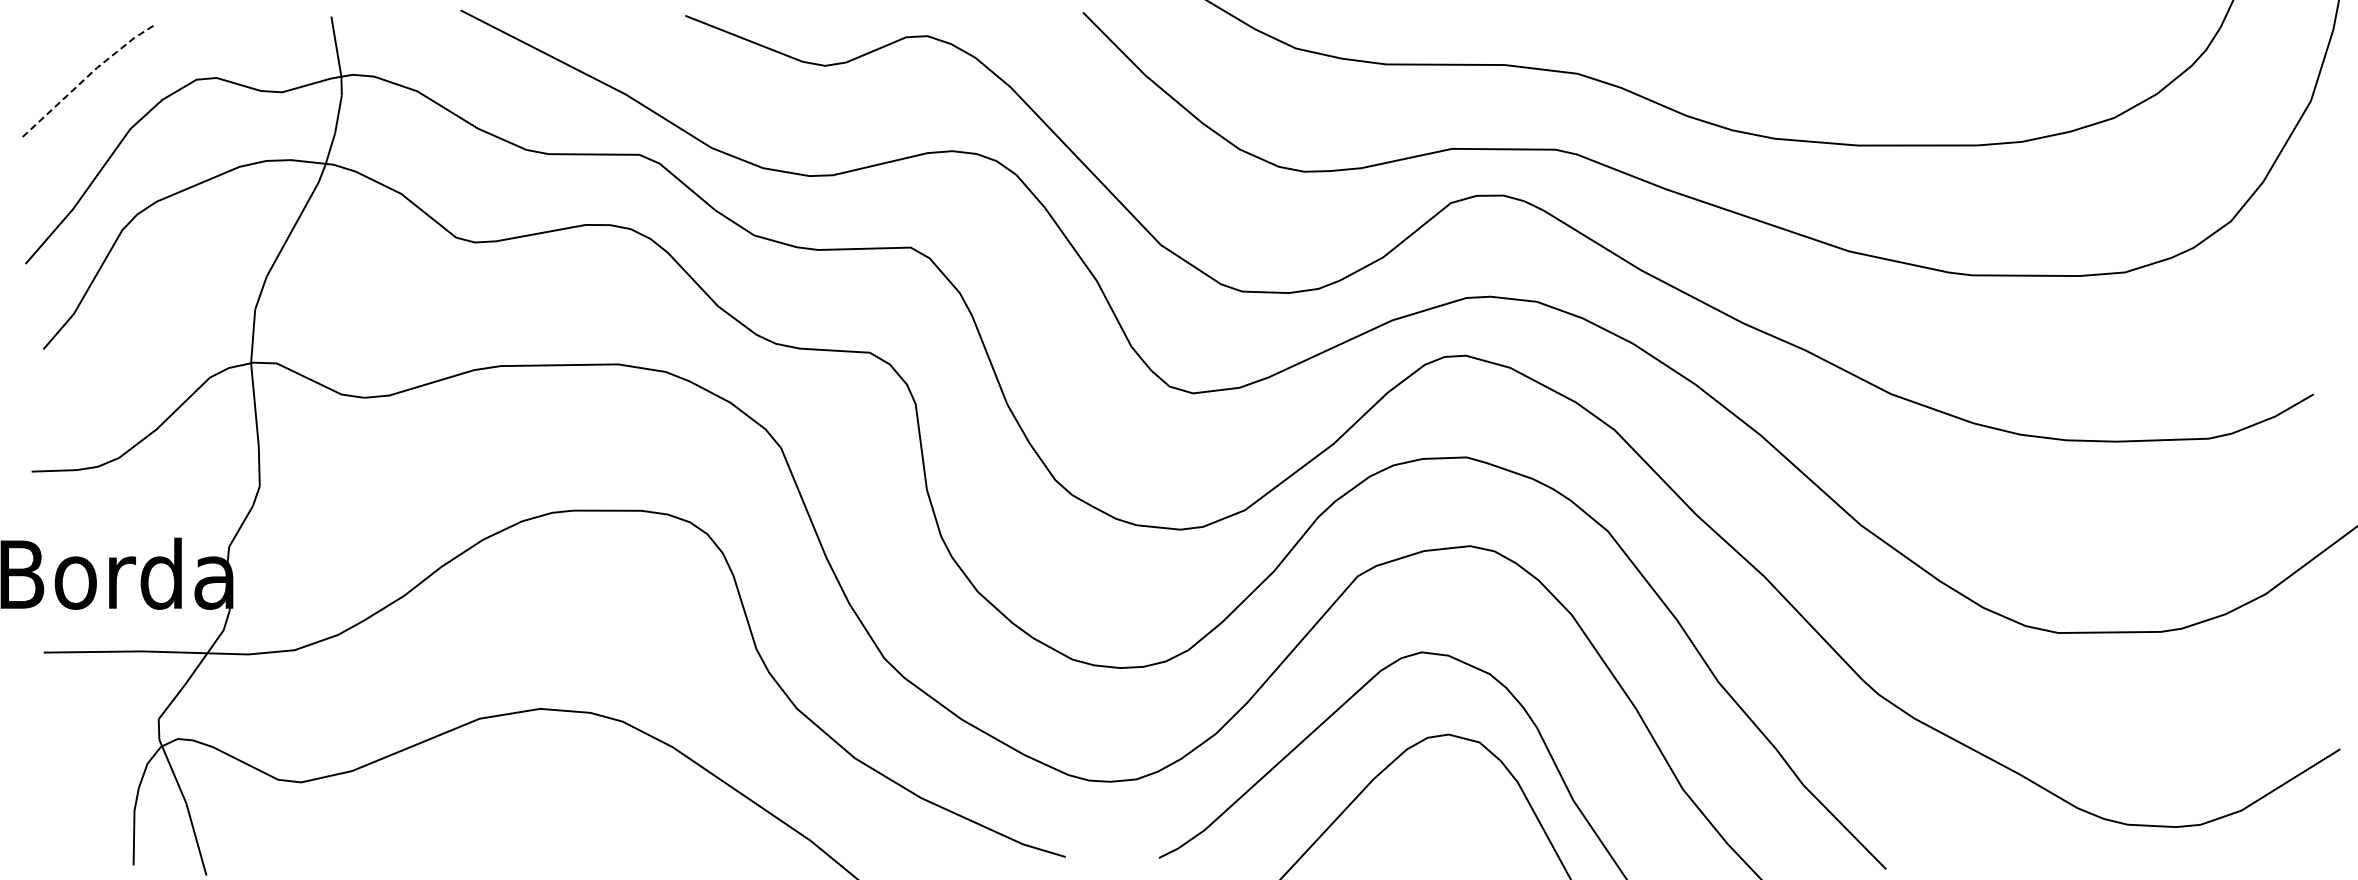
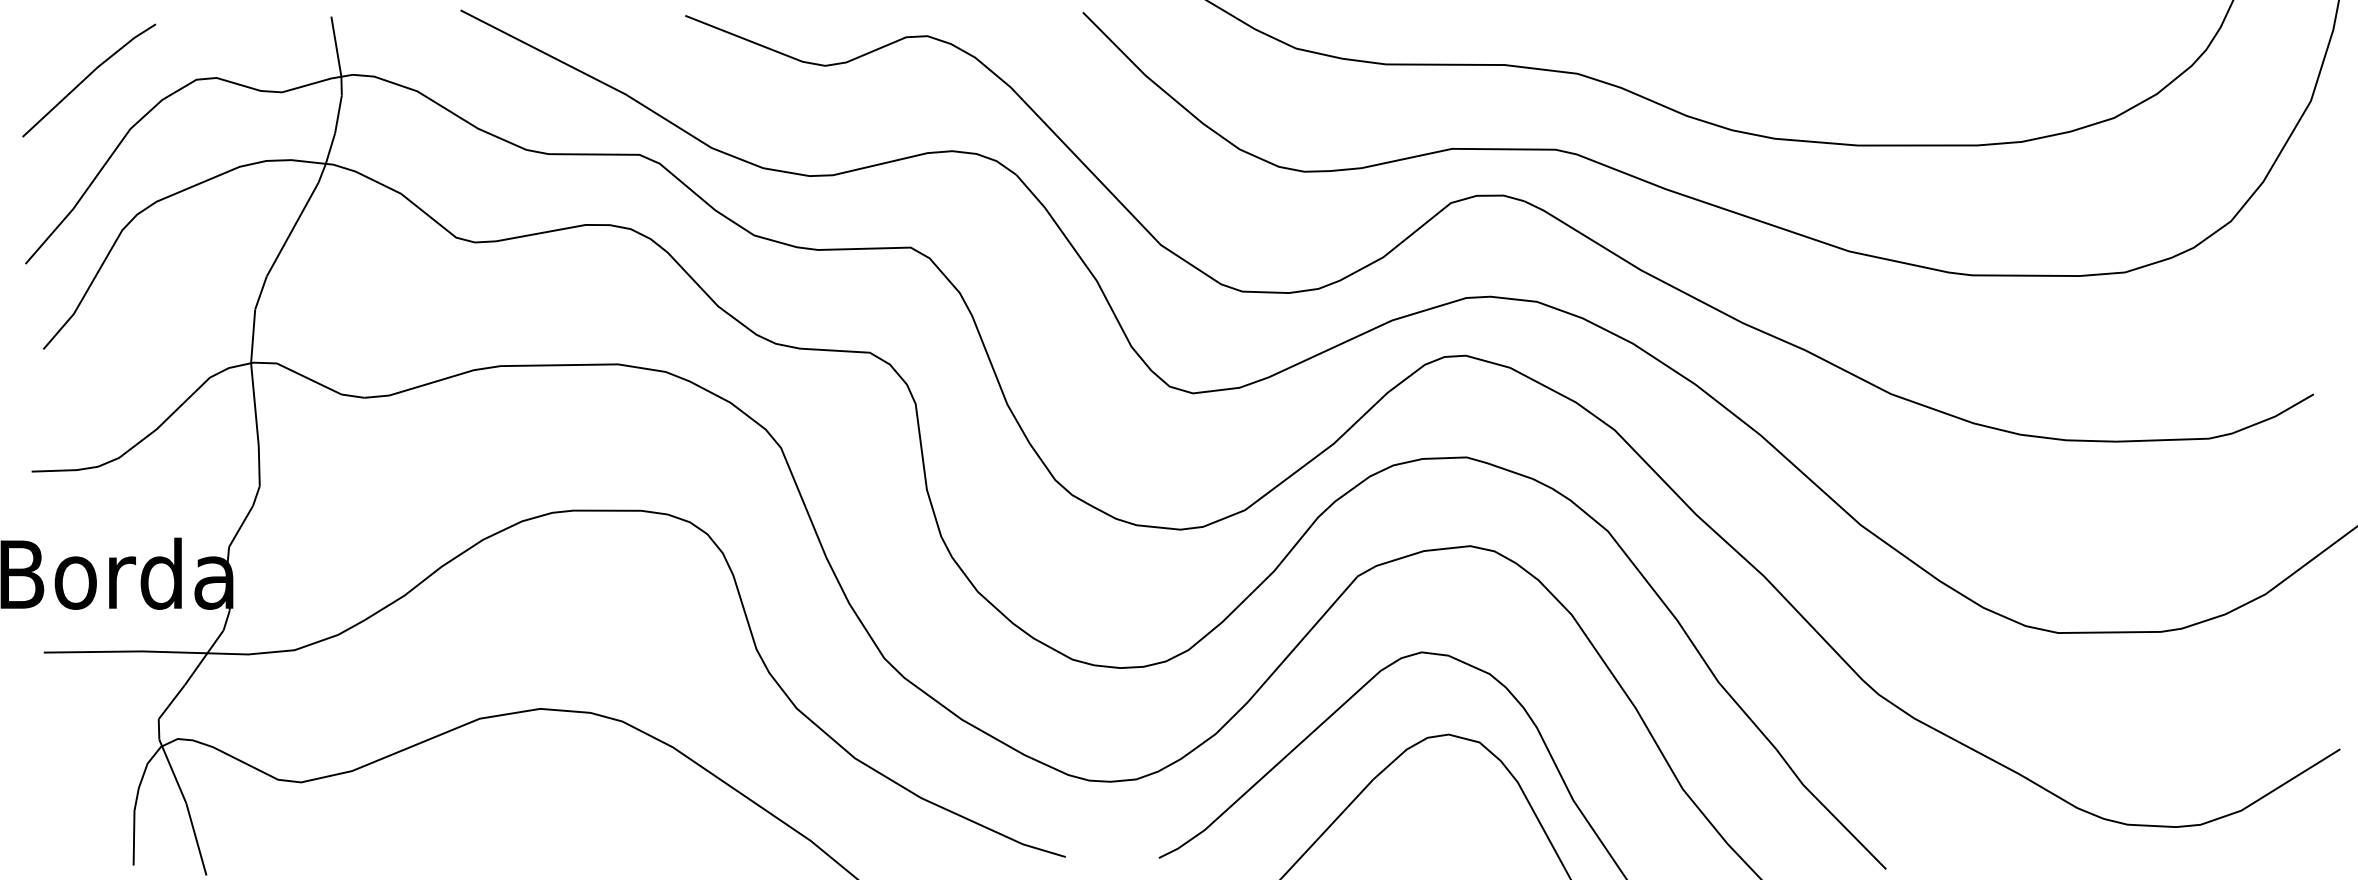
line: dashed -> solid (88, 76)
